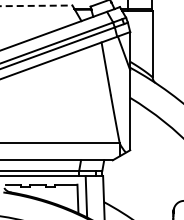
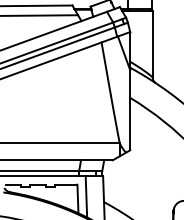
line: dashed -> solid (36, 5)
line: none -> present (40, 15)
